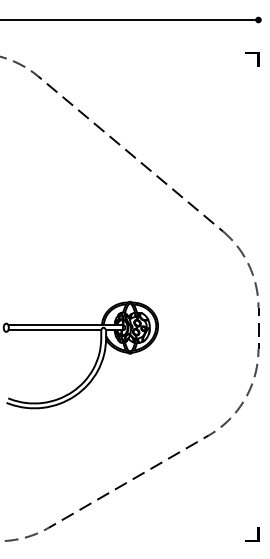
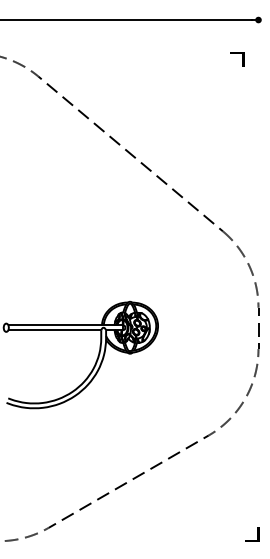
line position: (257, 59) -> (242, 59) (242, 59)
